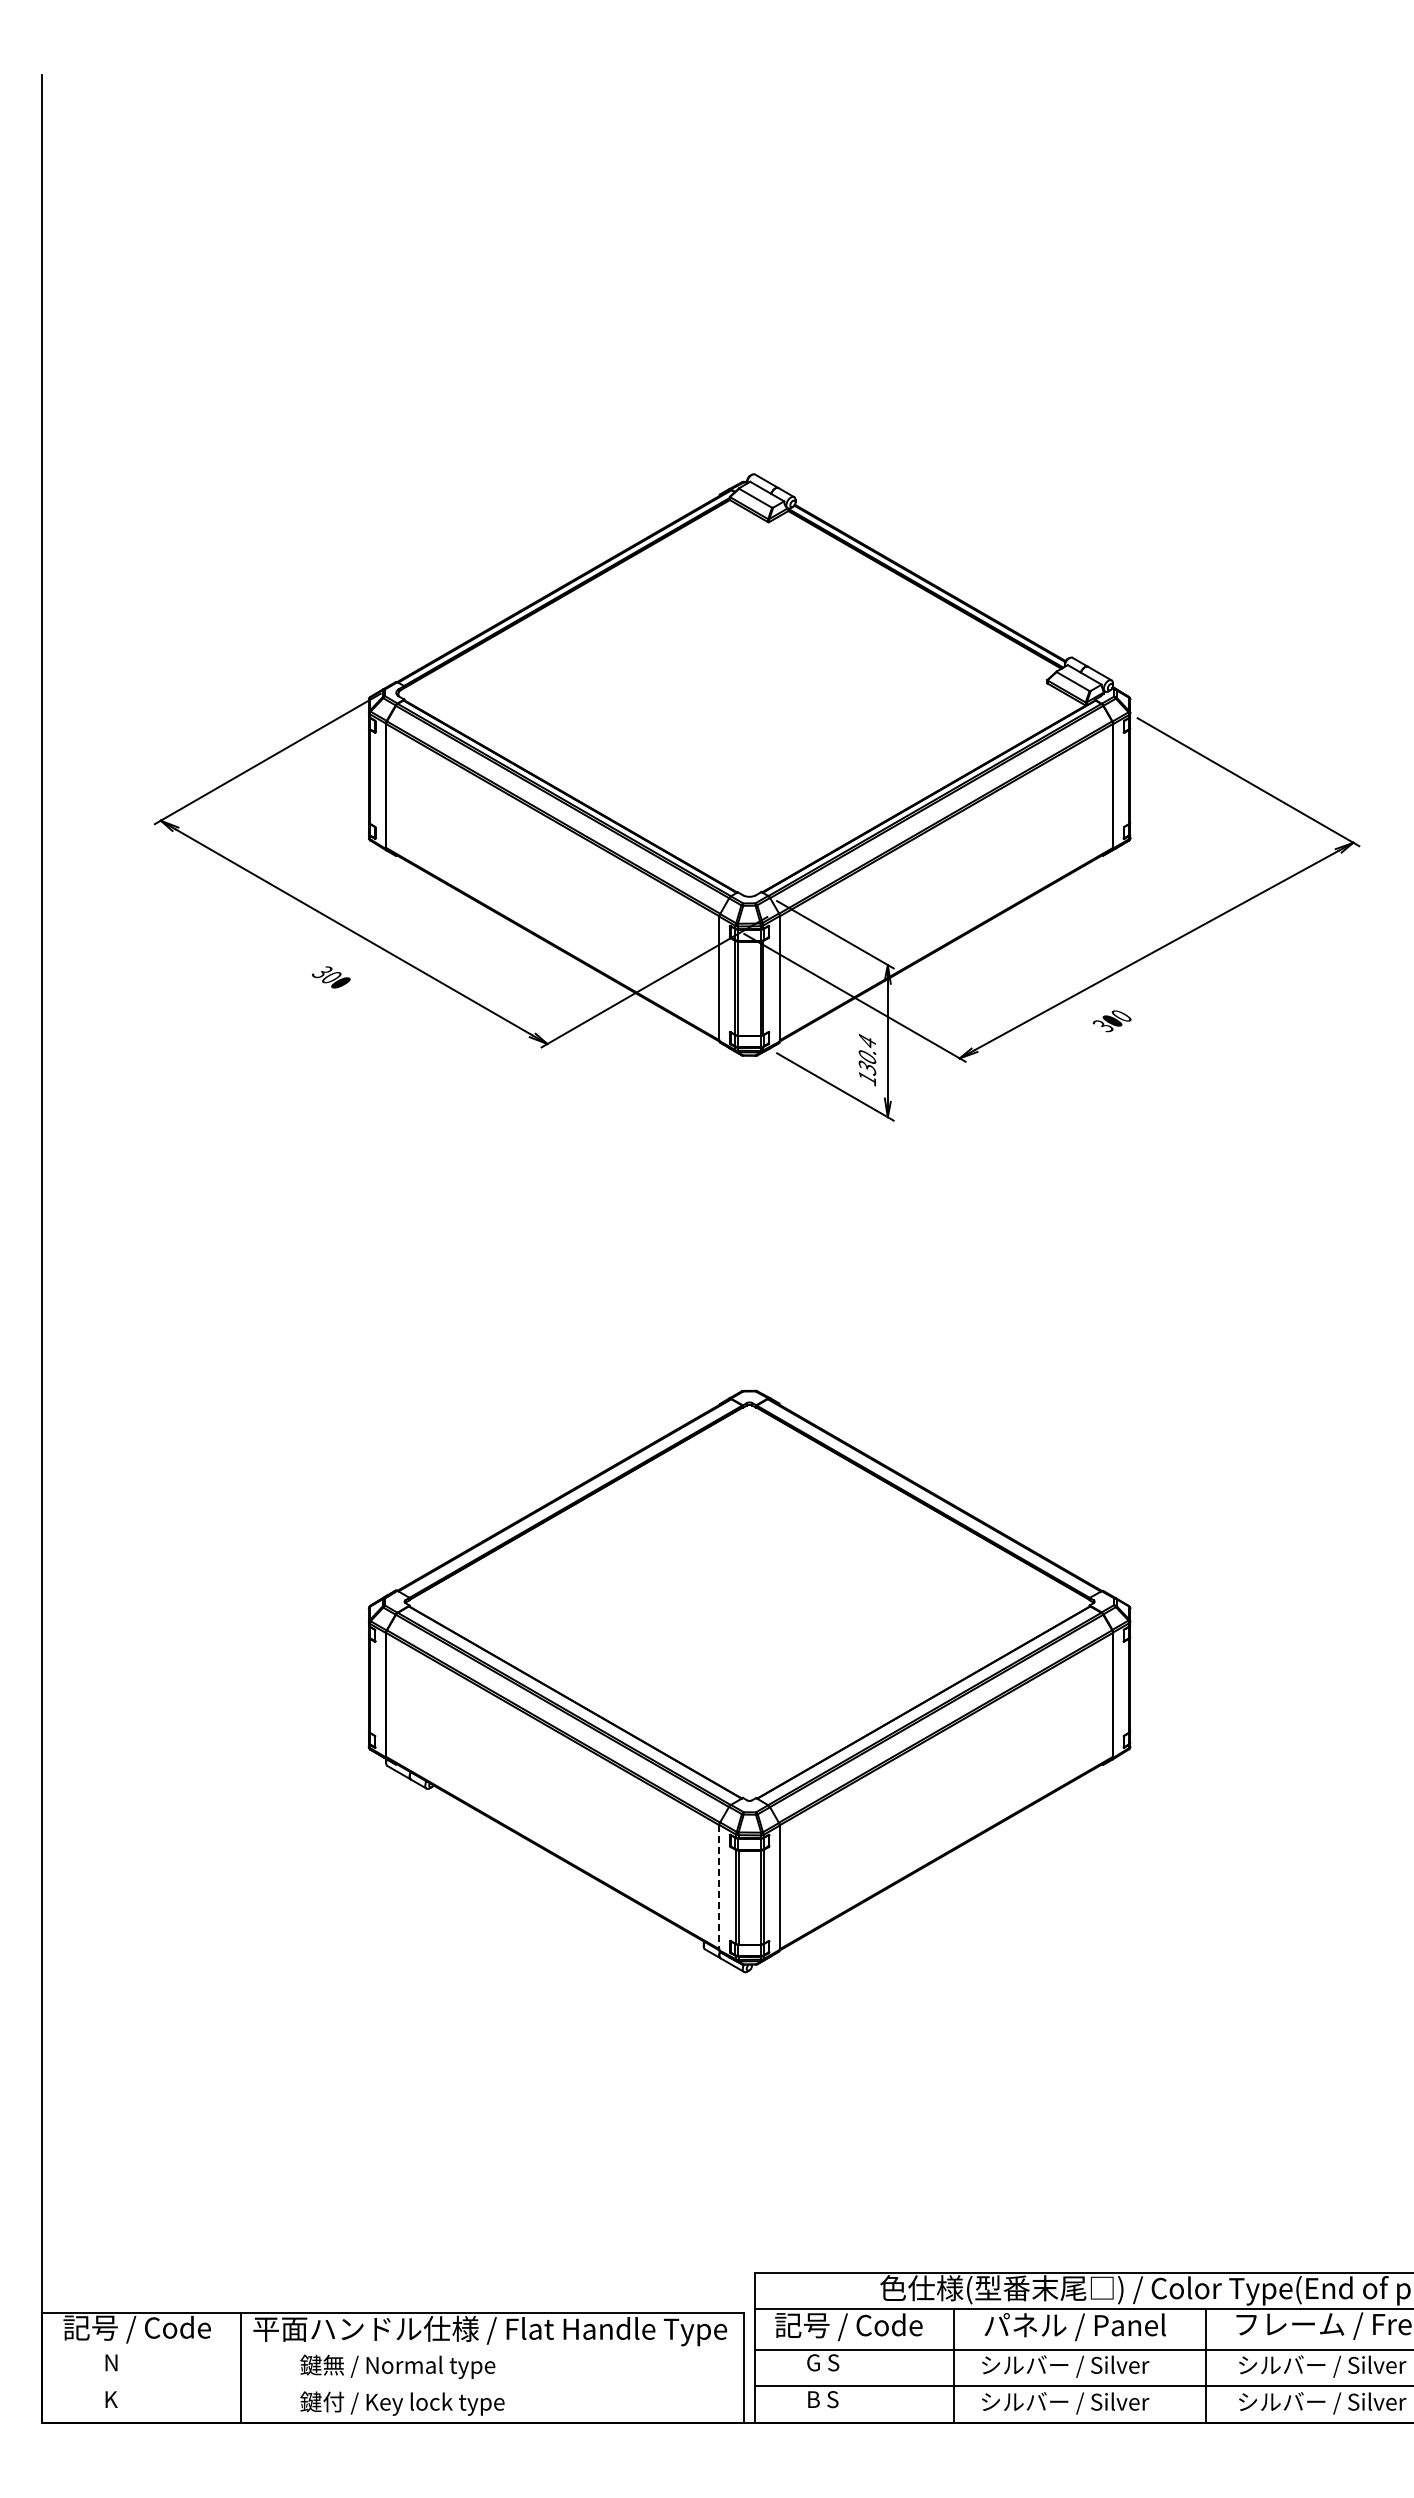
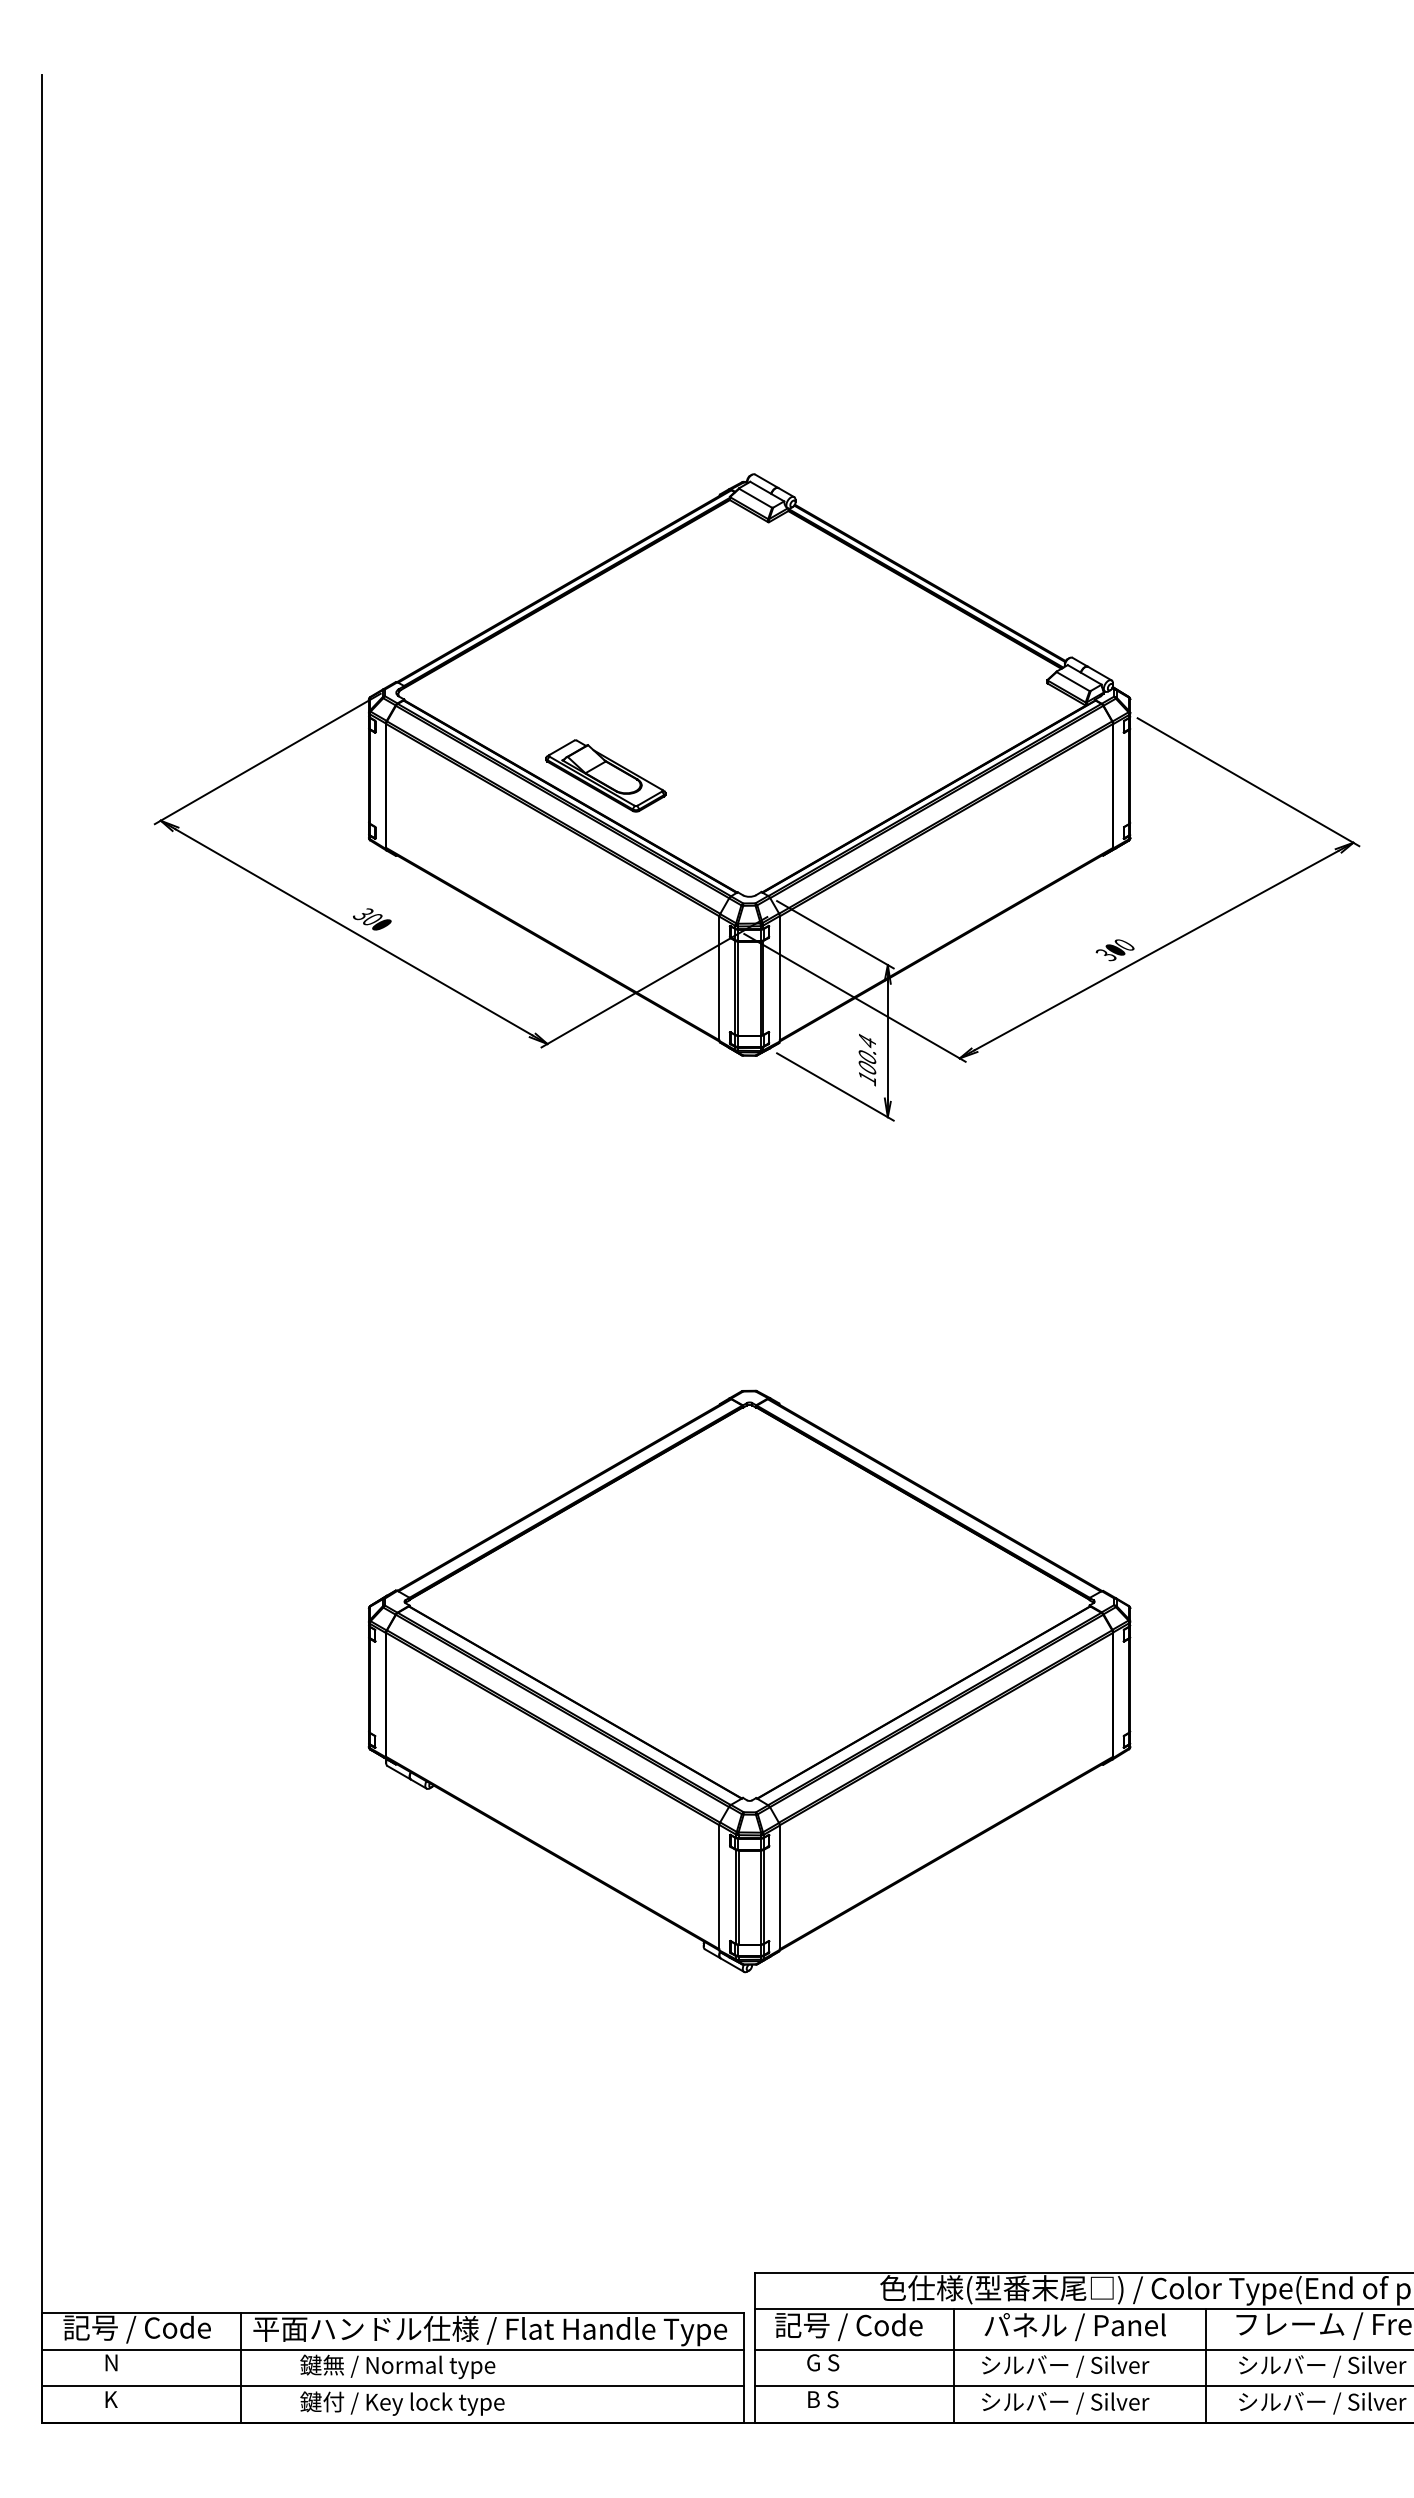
part: none -> present (605, 775)
text position: (331, 977) -> (372, 919) (372, 919)
text position: (1111, 1021) -> (1114, 950) (1114, 950)
text: 130.4 -> 100.4 (867, 1067)
line: dashed -> solid (719, 1887)
line: none -> present (393, 2349)
line: none -> present (393, 2386)
